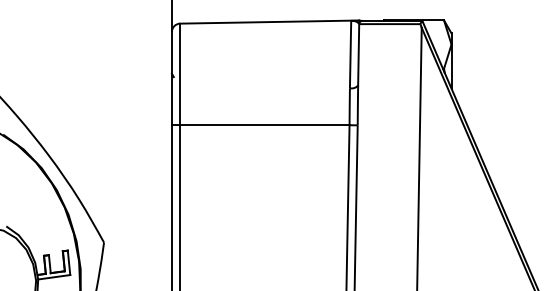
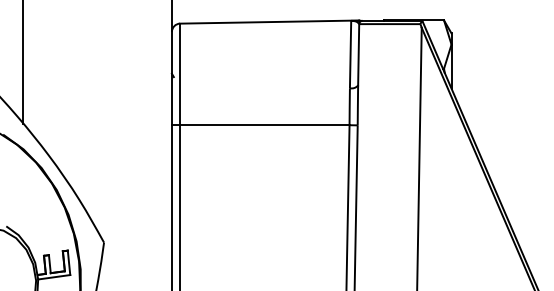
line: none -> present (23, 62)
